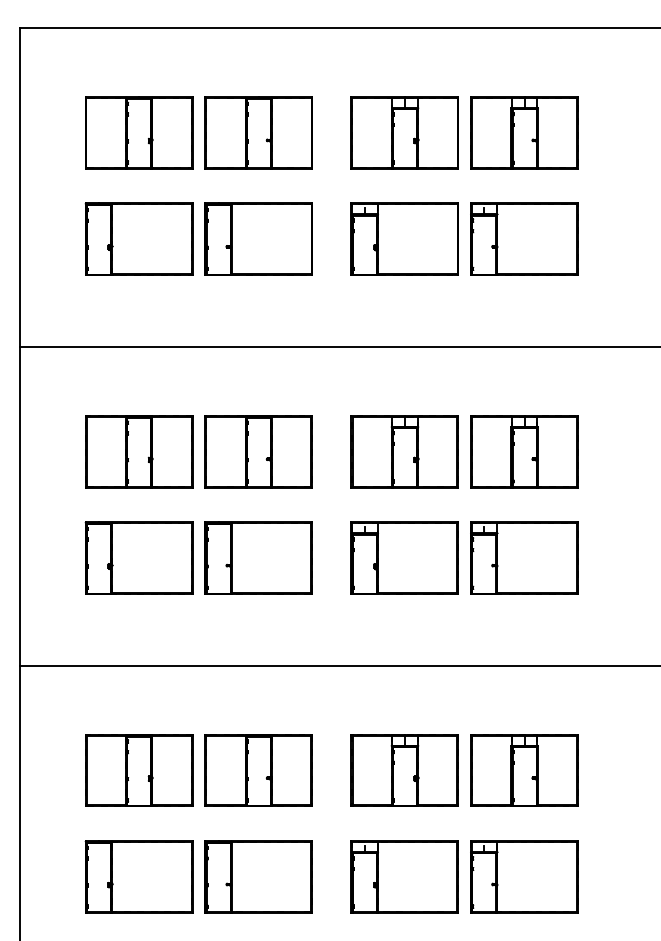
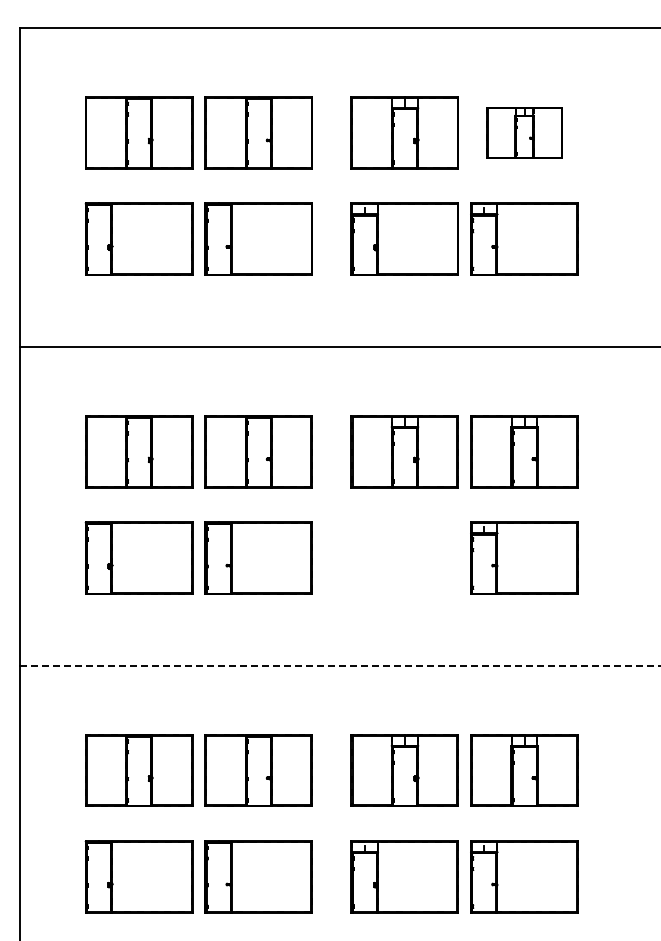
part size: 109x74 px -> 77x52 px (524, 132)
part: present -> none (404, 557)
line: solid -> dashed (340, 666)
